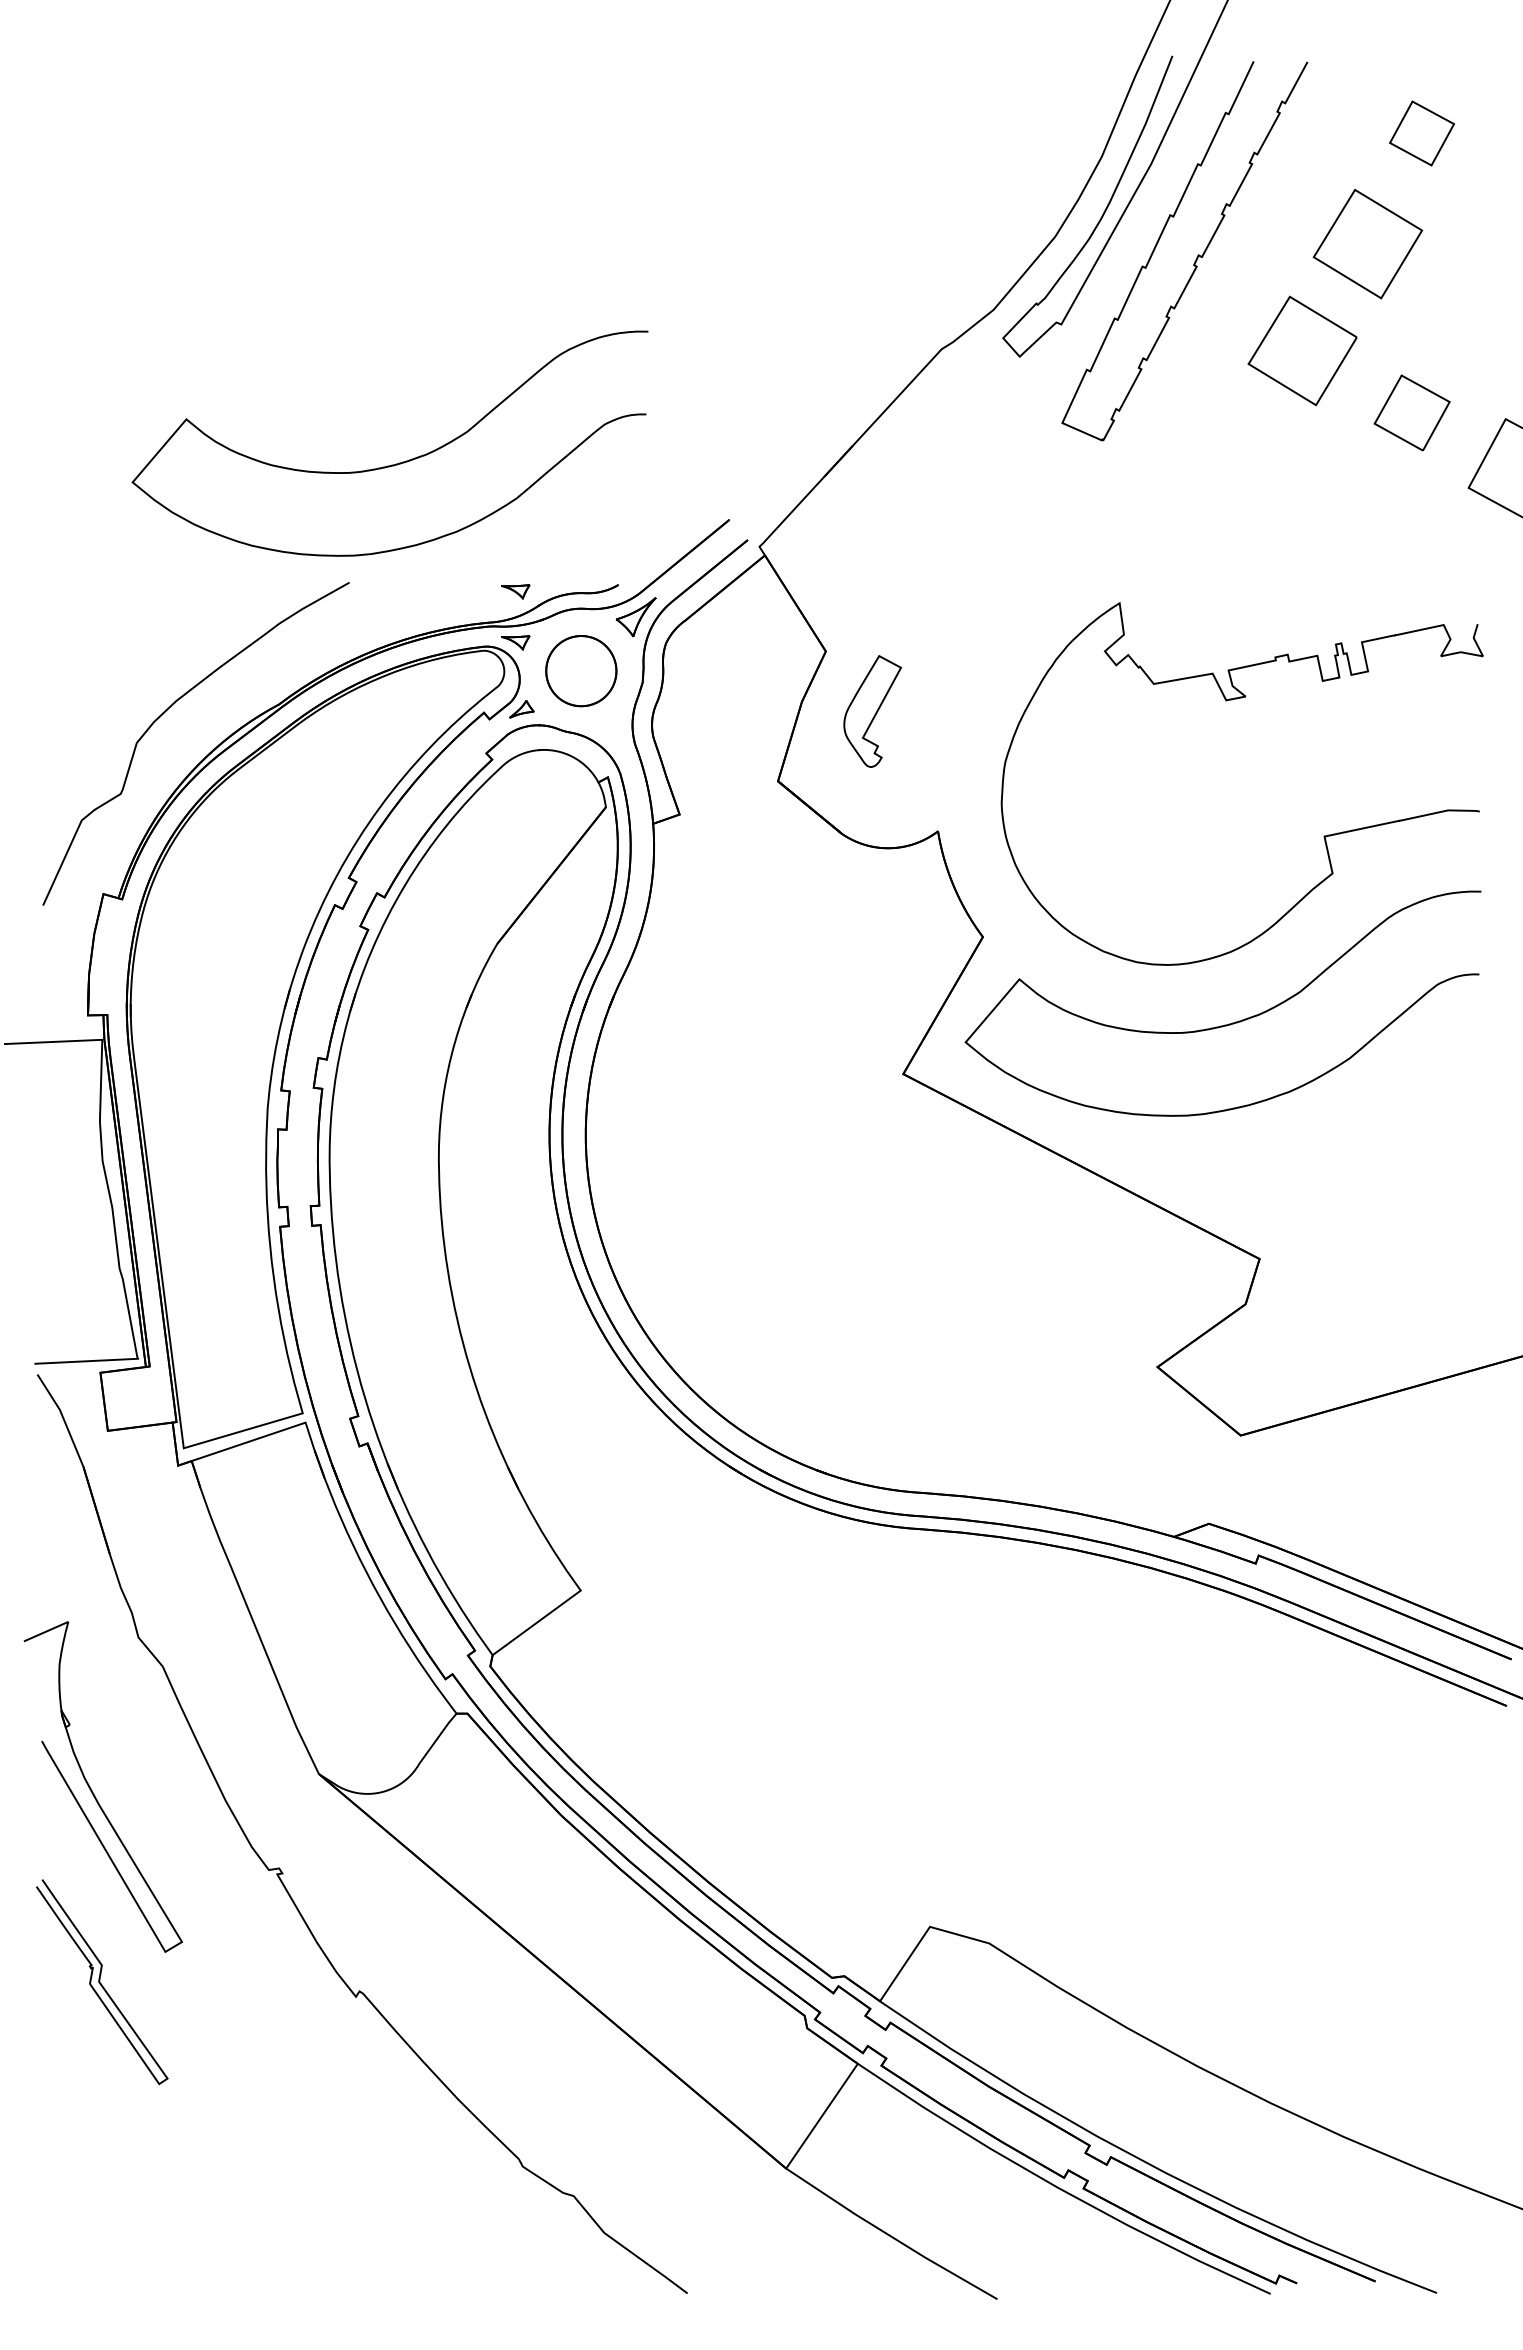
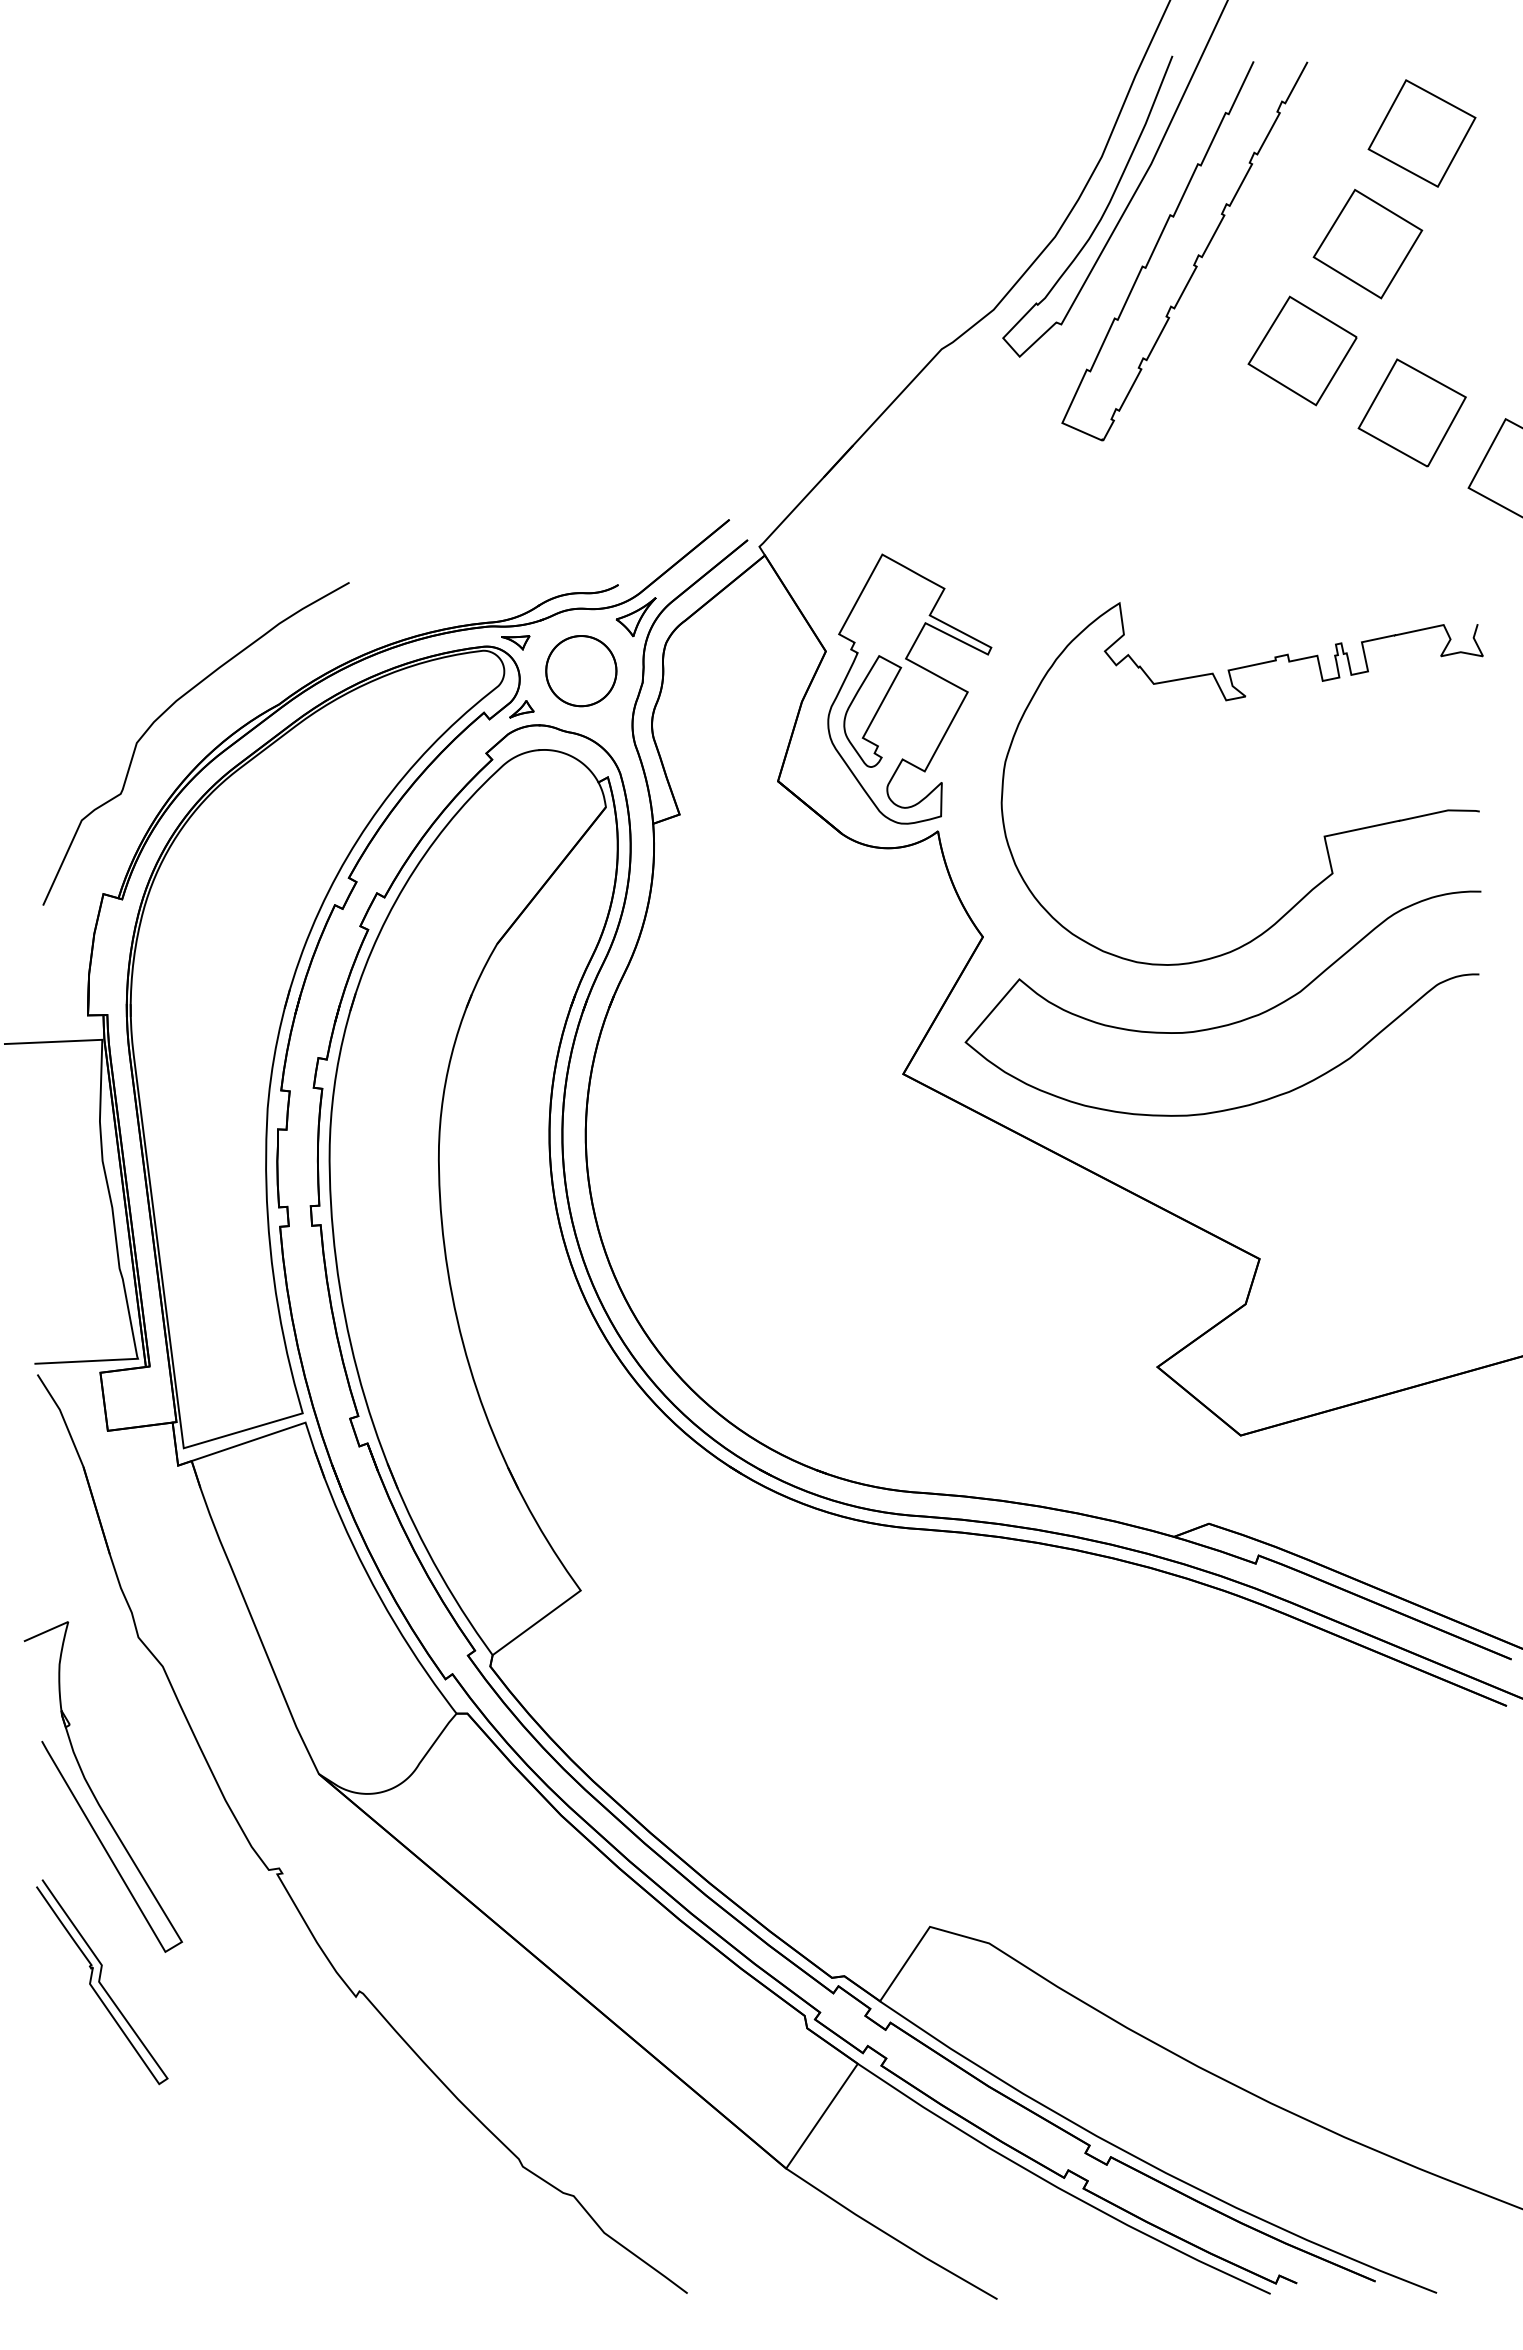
part size: 67x67 px -> 110x109 px (1421, 133)
part size: 78x78 px -> 110x110 px (1411, 412)
curve: present -> none (391, 464)
part: present -> none (515, 591)
part: none -> present (909, 688)
